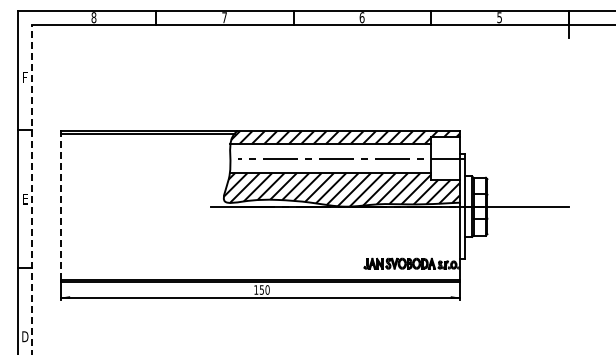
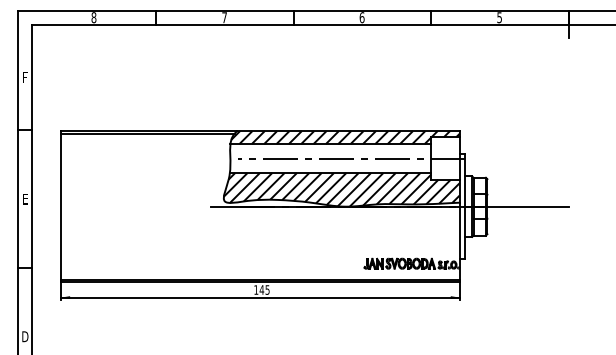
line: dashed -> solid (32, 189)
line: dashed -> solid (61, 206)
text: 150 -> 145 (264, 289)
